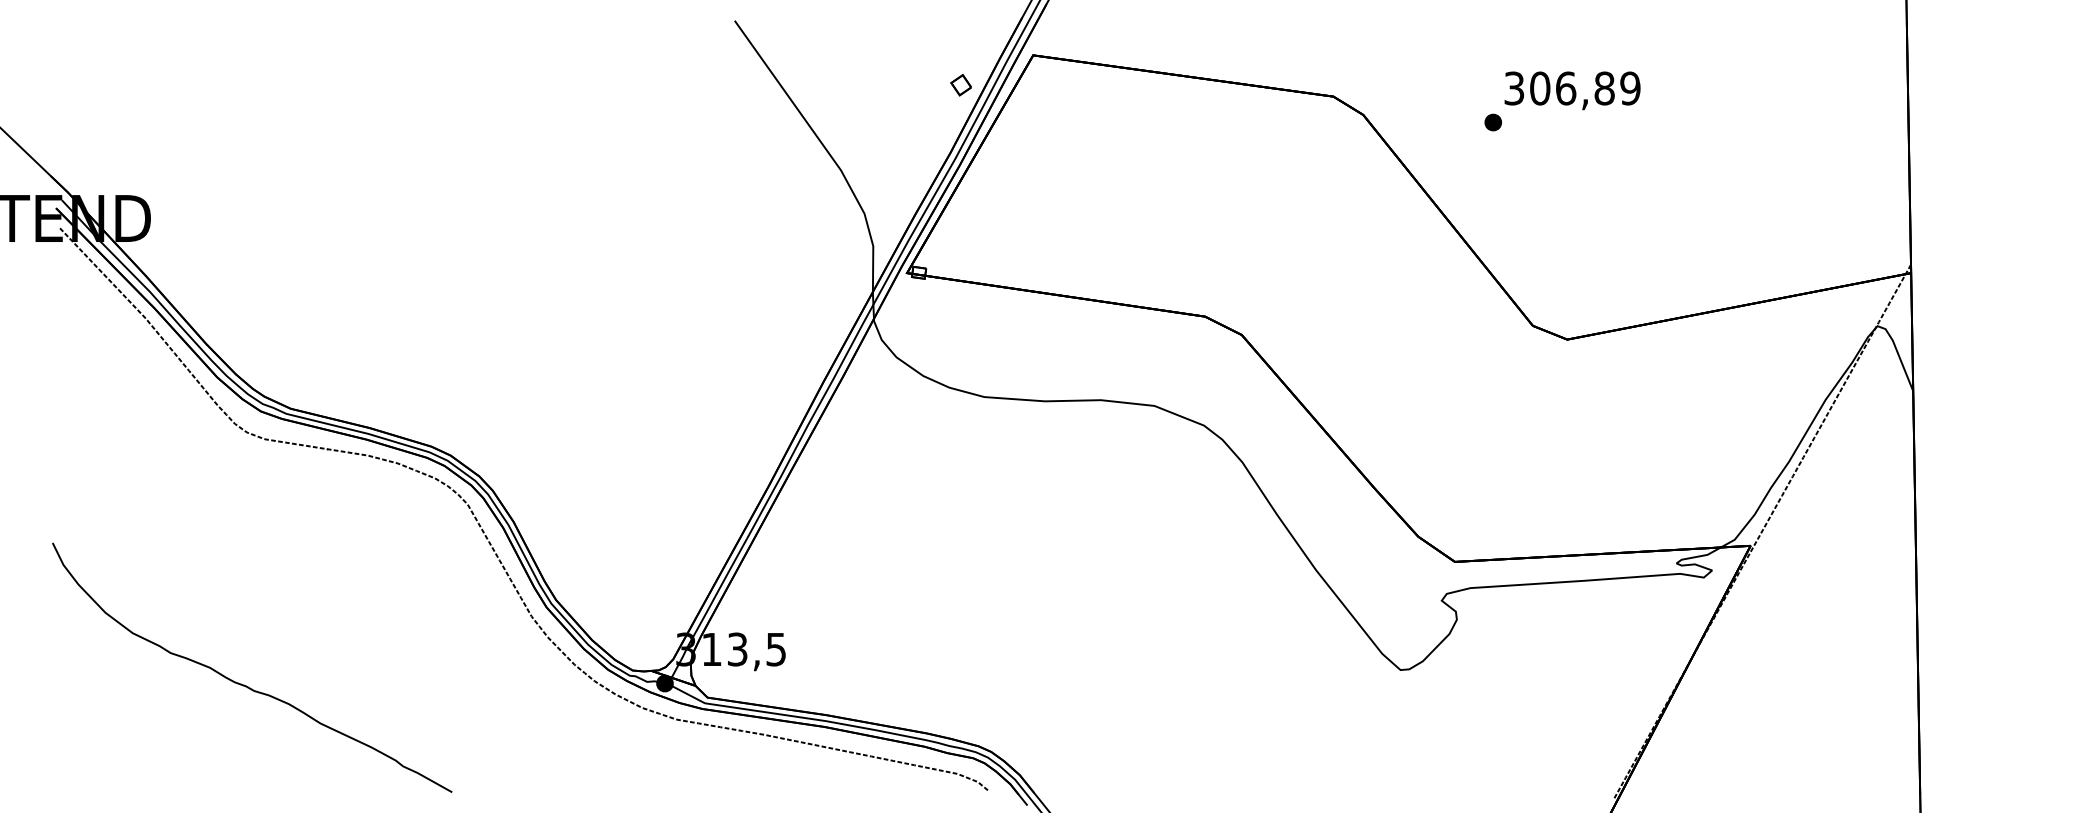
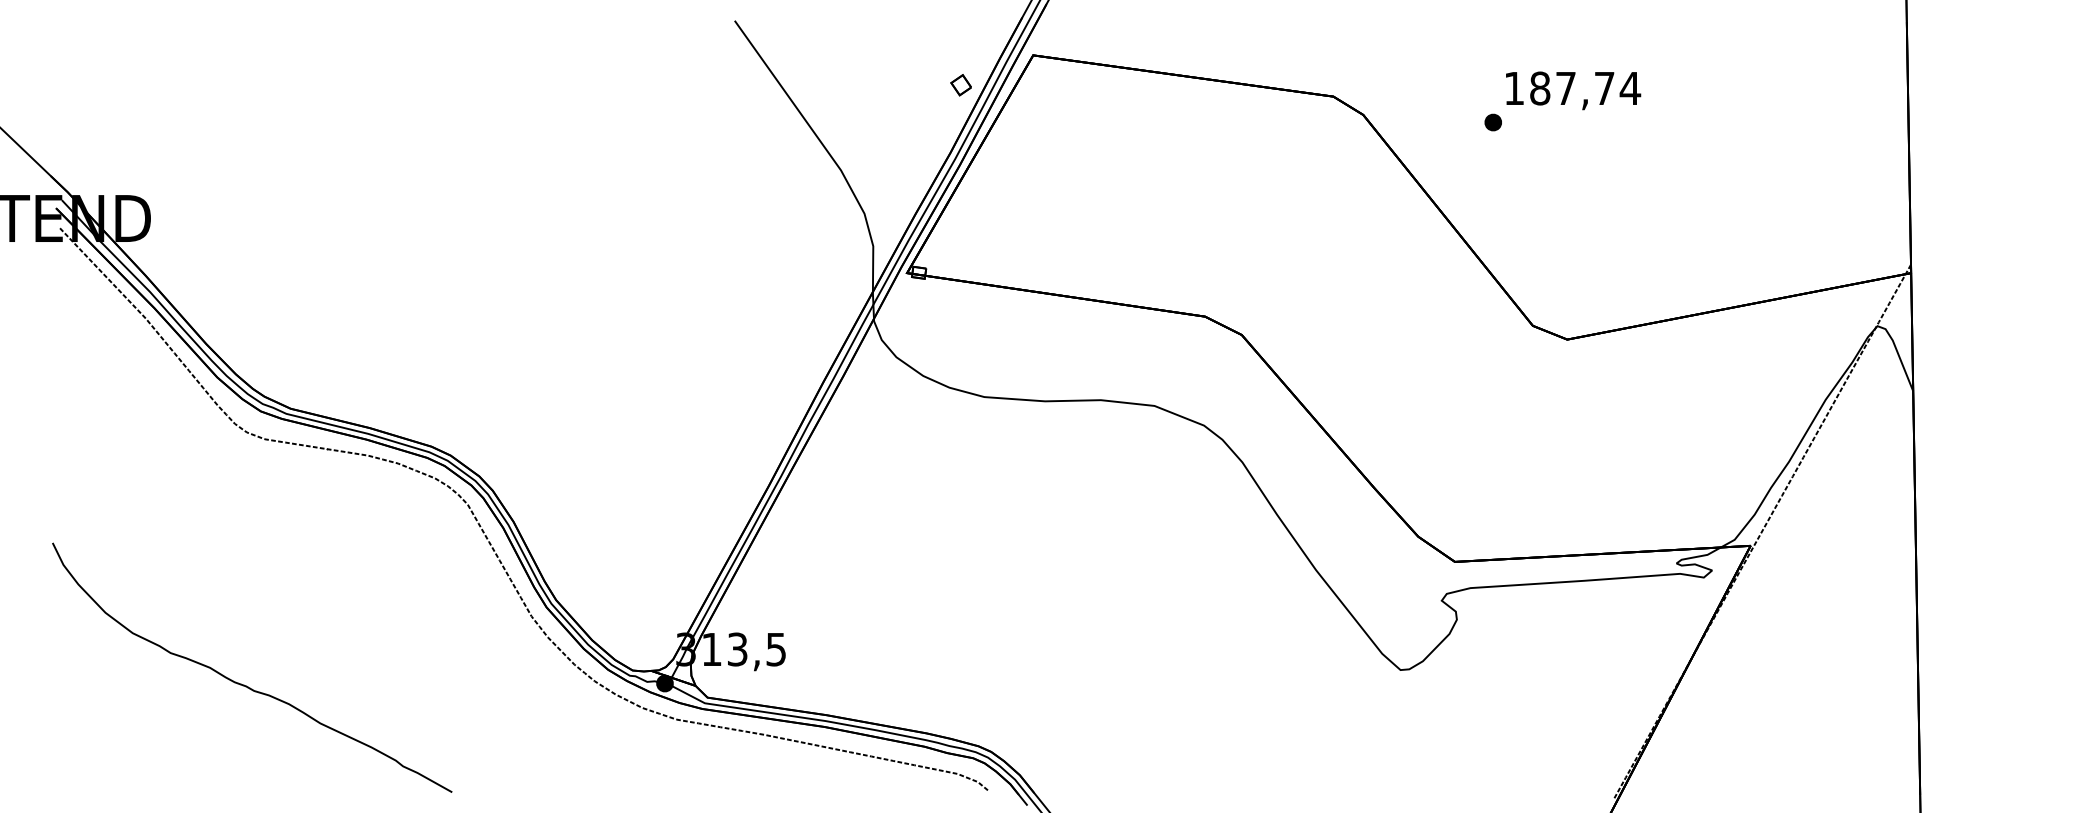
text: 306,89 -> 187,74 (1572, 88)
